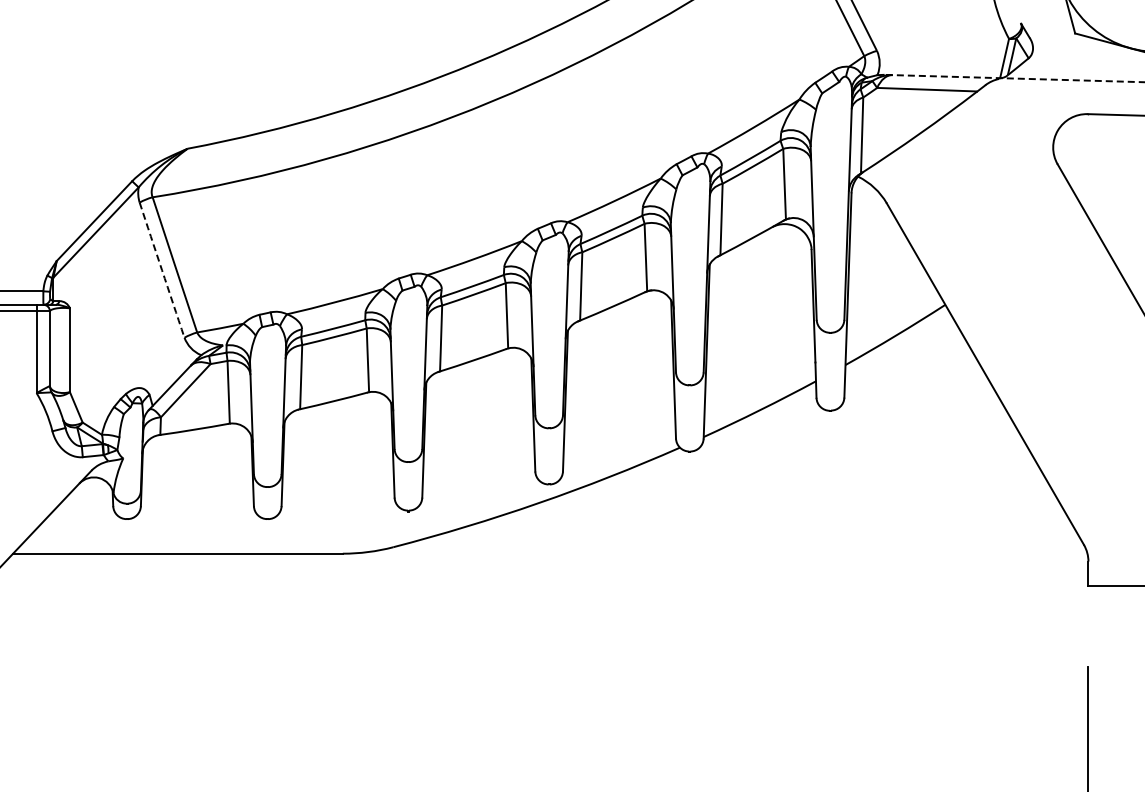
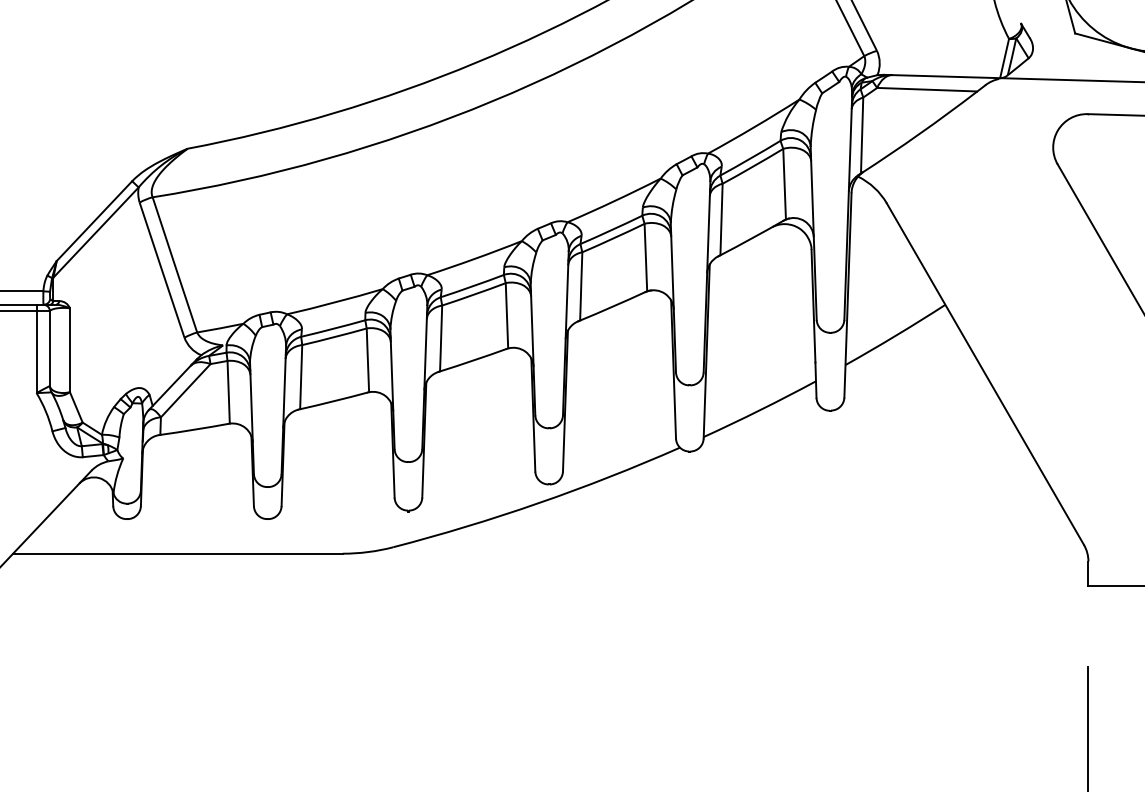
line: dashed -> solid (1014, 78)
arc: dashed -> solid (162, 270)
